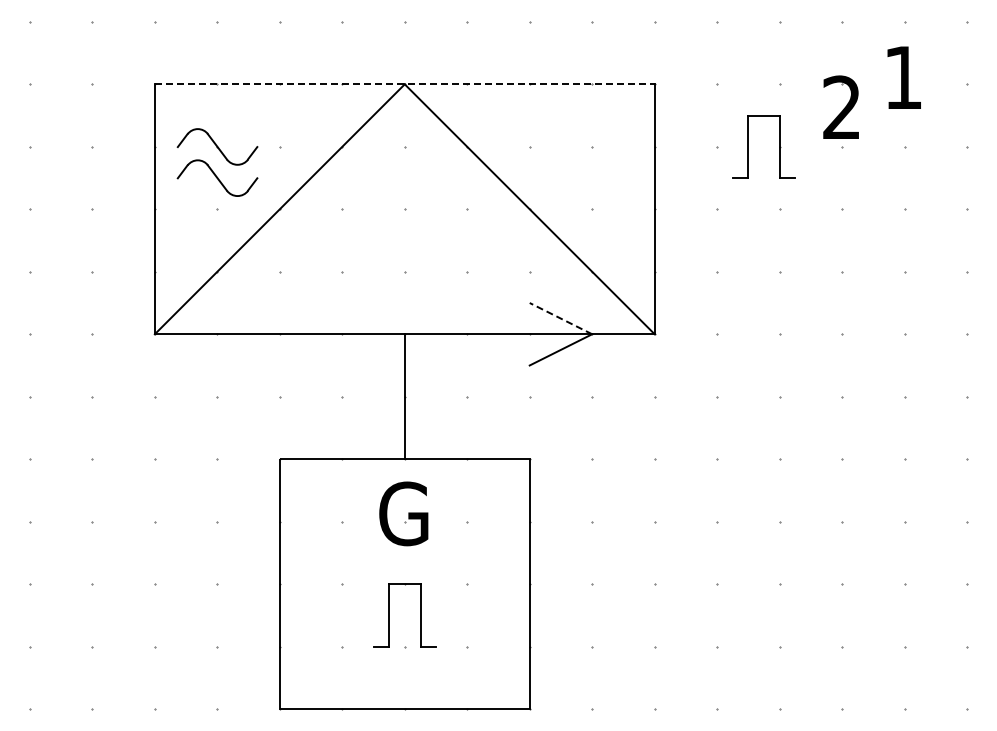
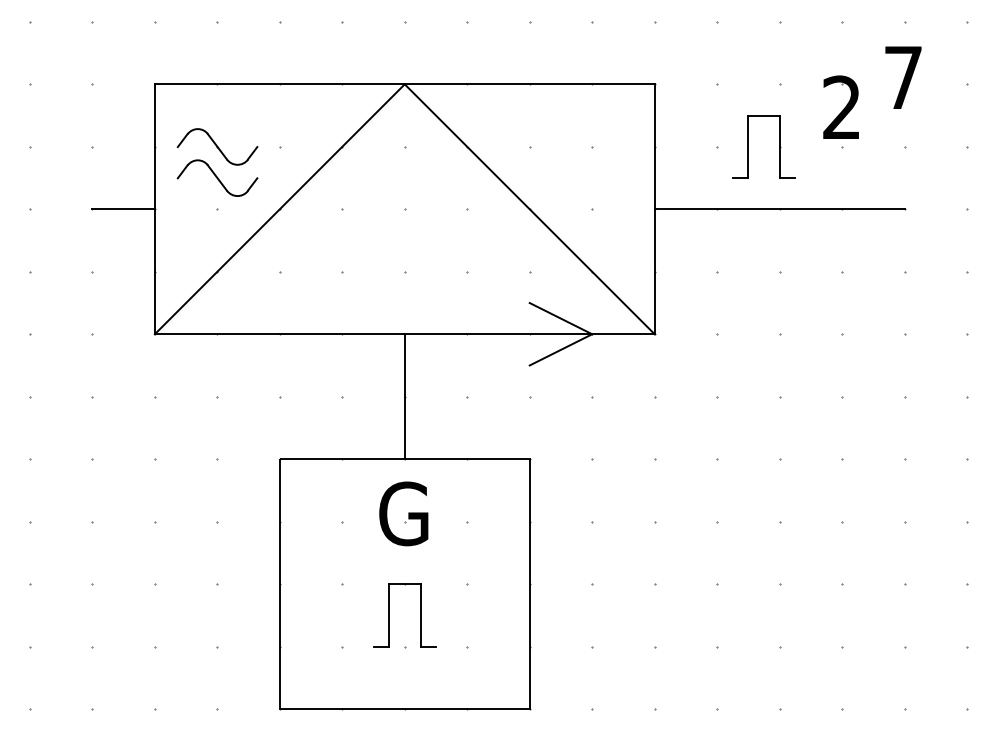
text: 1 -> 7 (903, 77)
line: dashed -> solid (404, 84)
line: none -> present (123, 209)
line: none -> present (779, 209)
line: dashed -> solid (560, 318)
